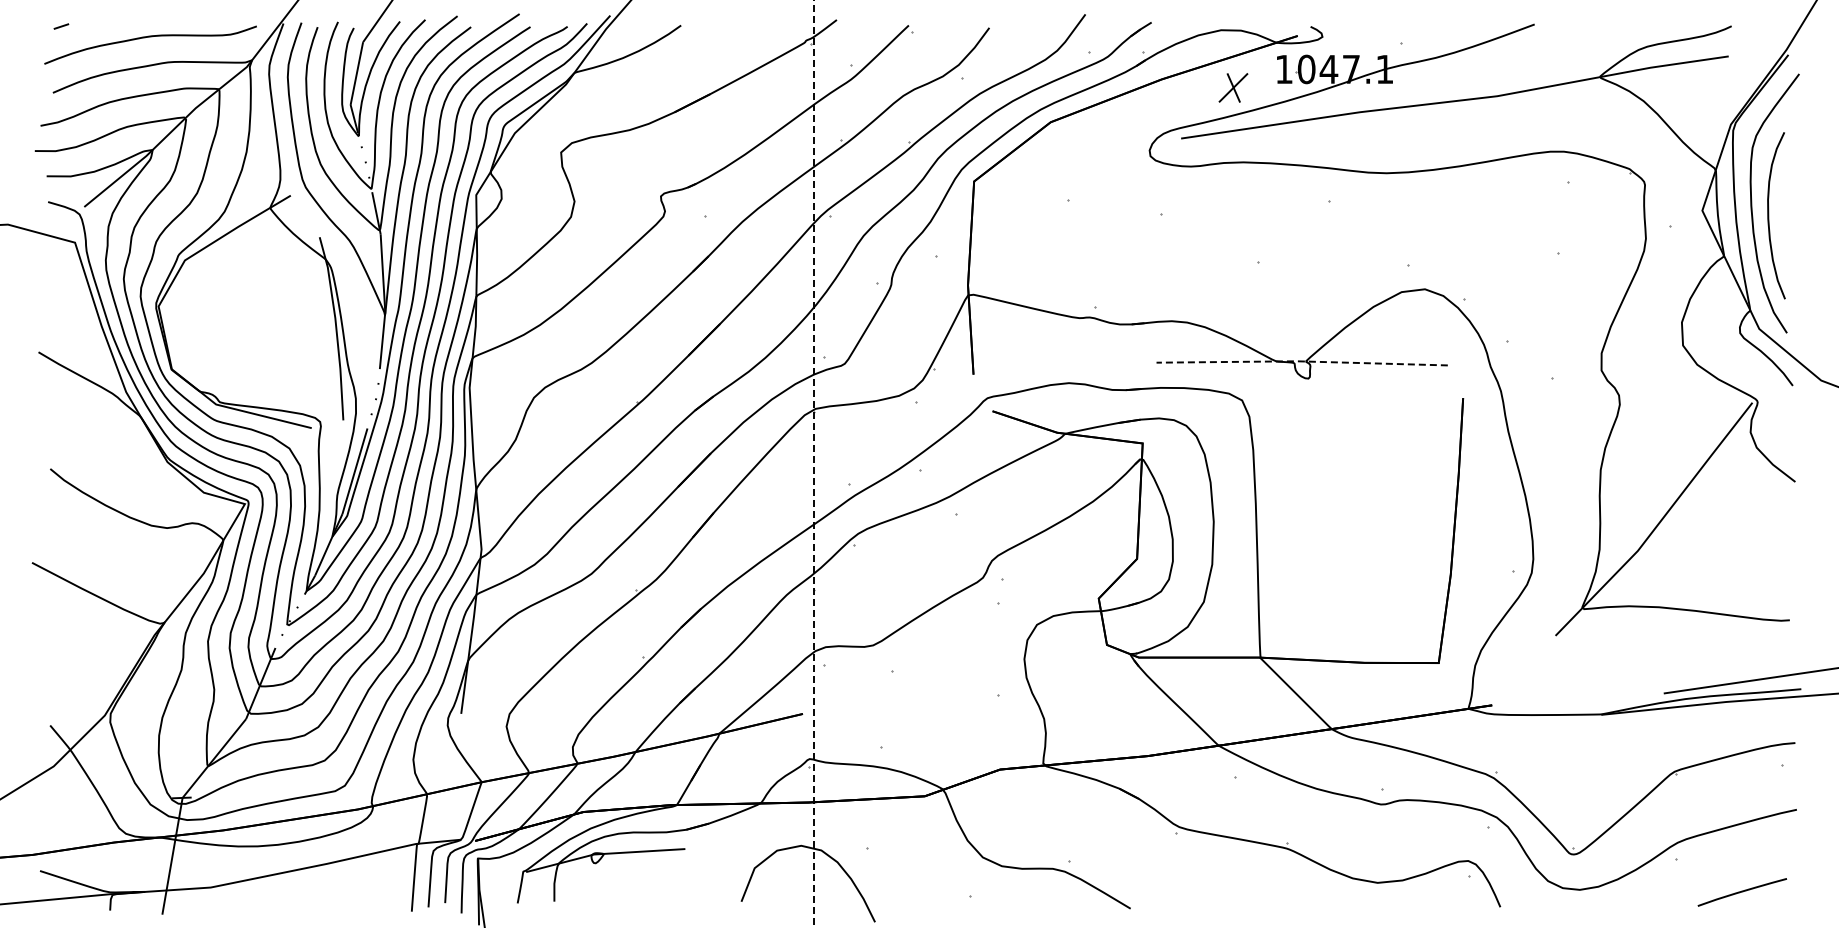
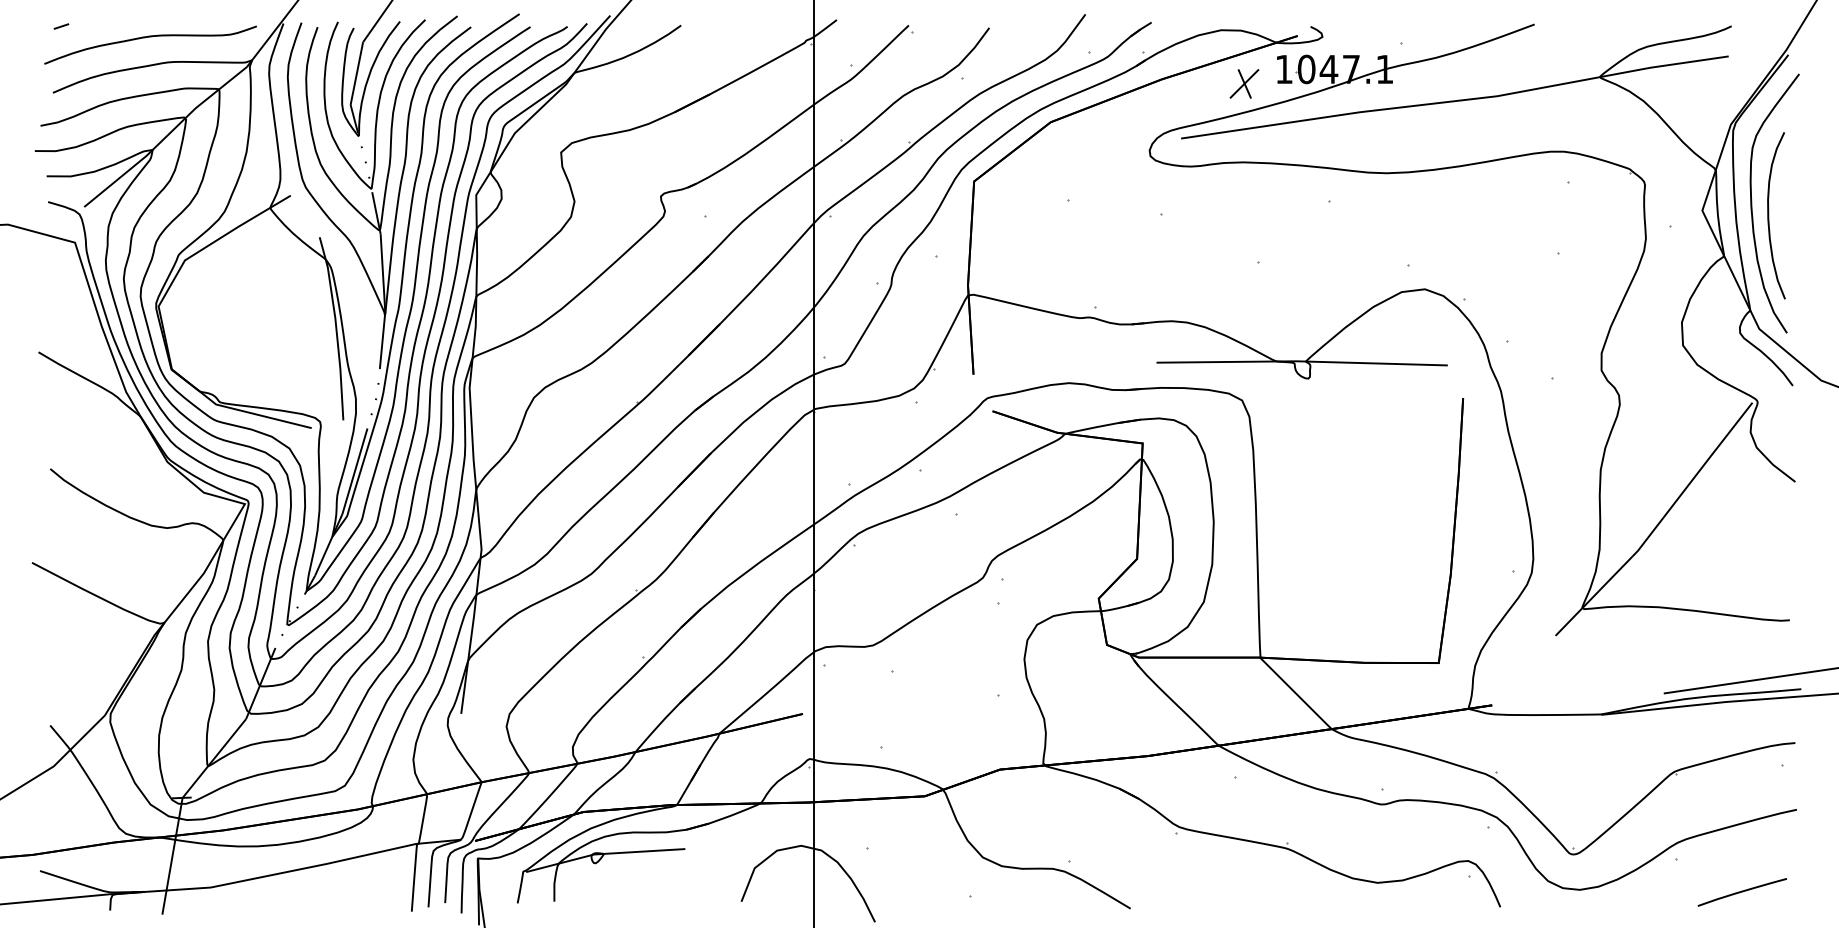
part position: (1233, 87) -> (1244, 83) (1244, 83)
line: dashed -> solid (1301, 361)
line: dashed -> solid (813, 464)
